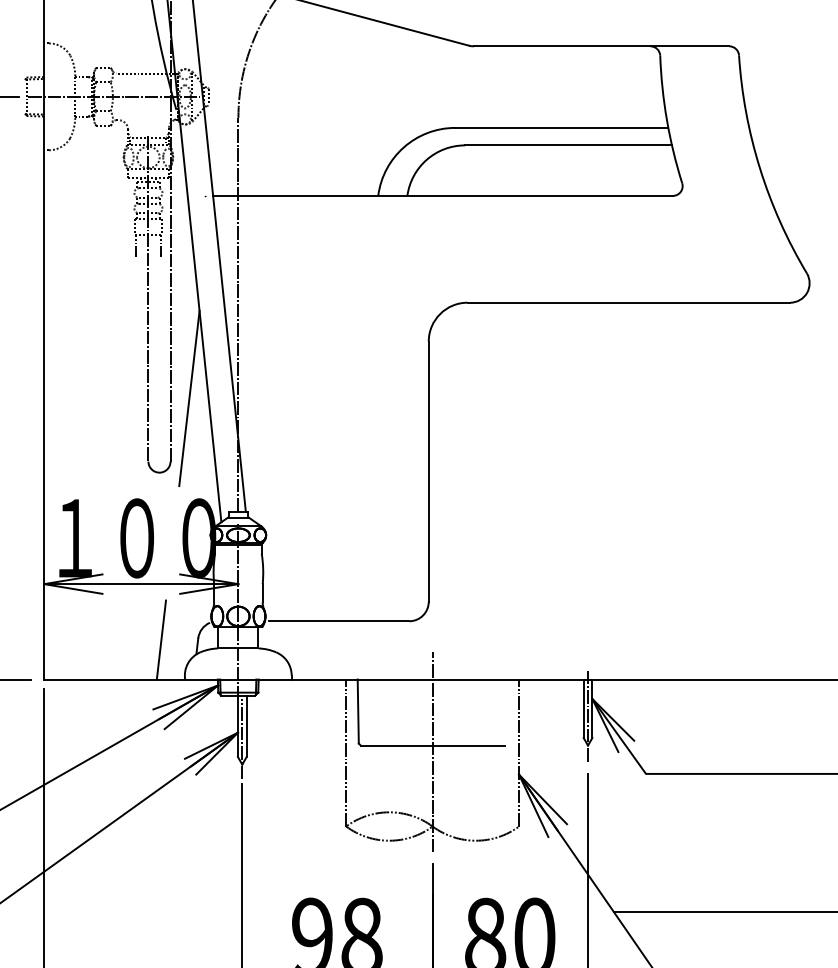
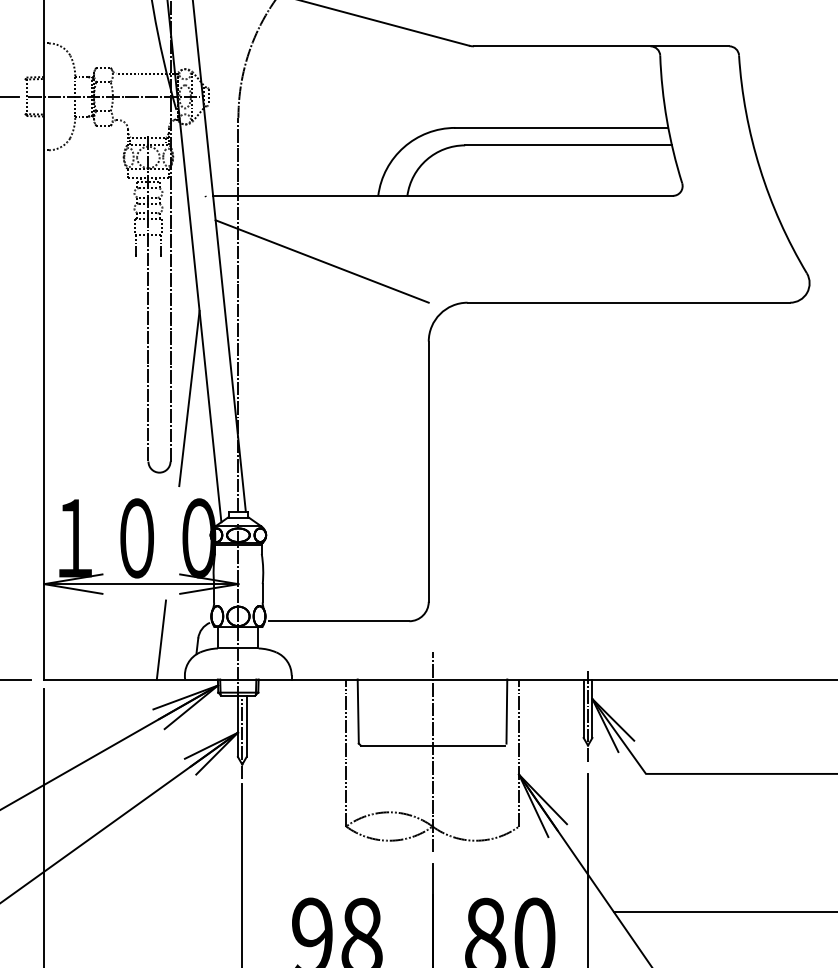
line: none -> present (321, 261)
line: none -> present (506, 711)
